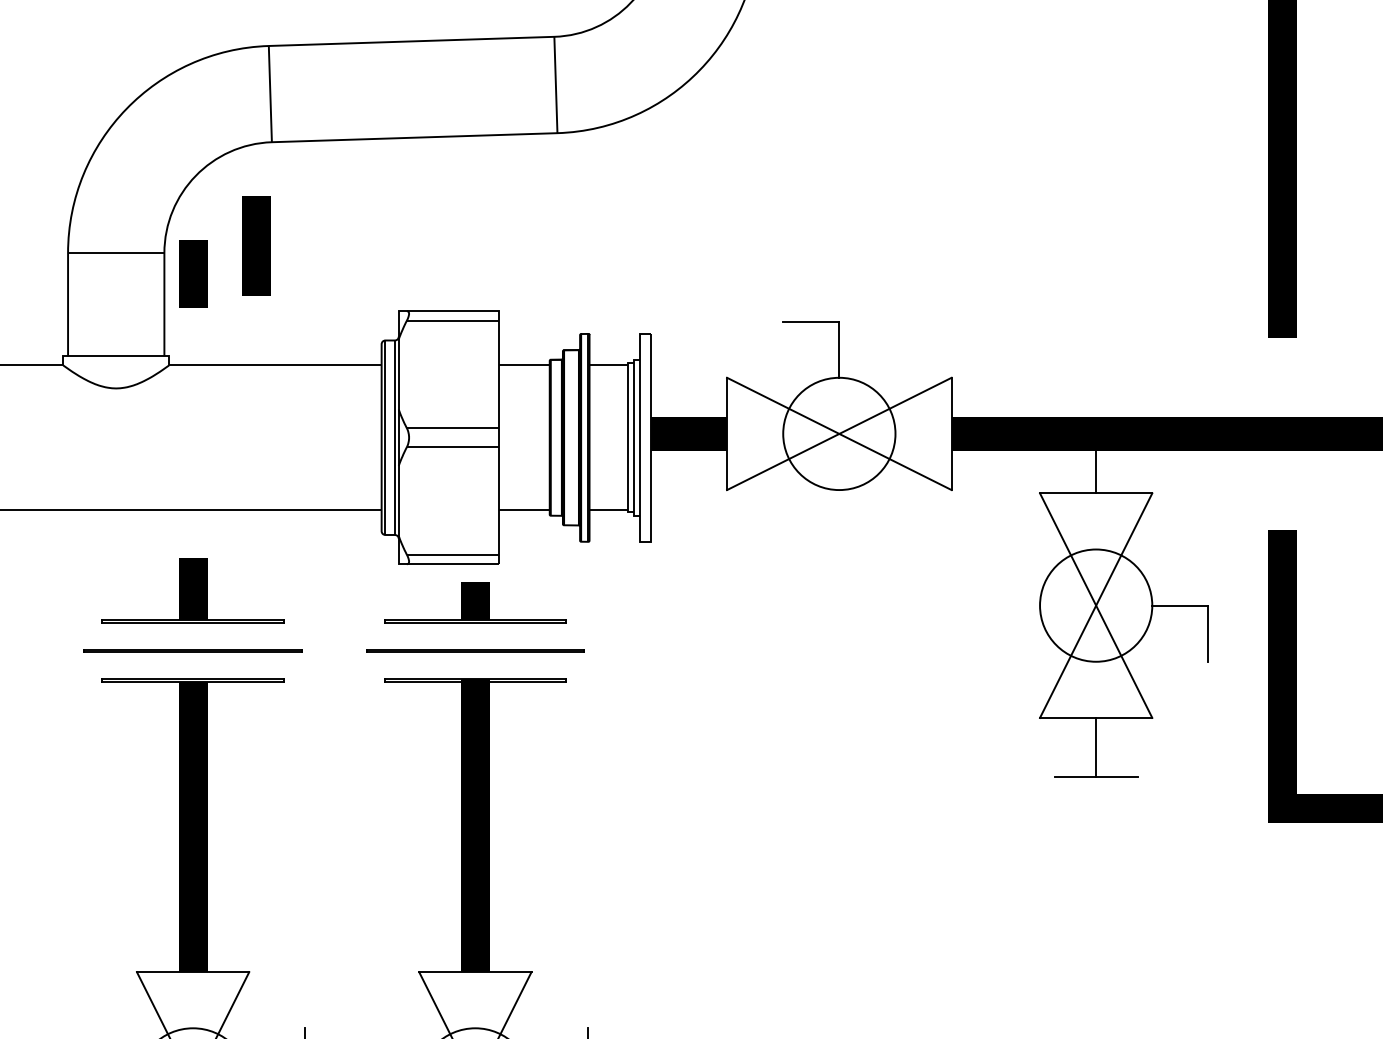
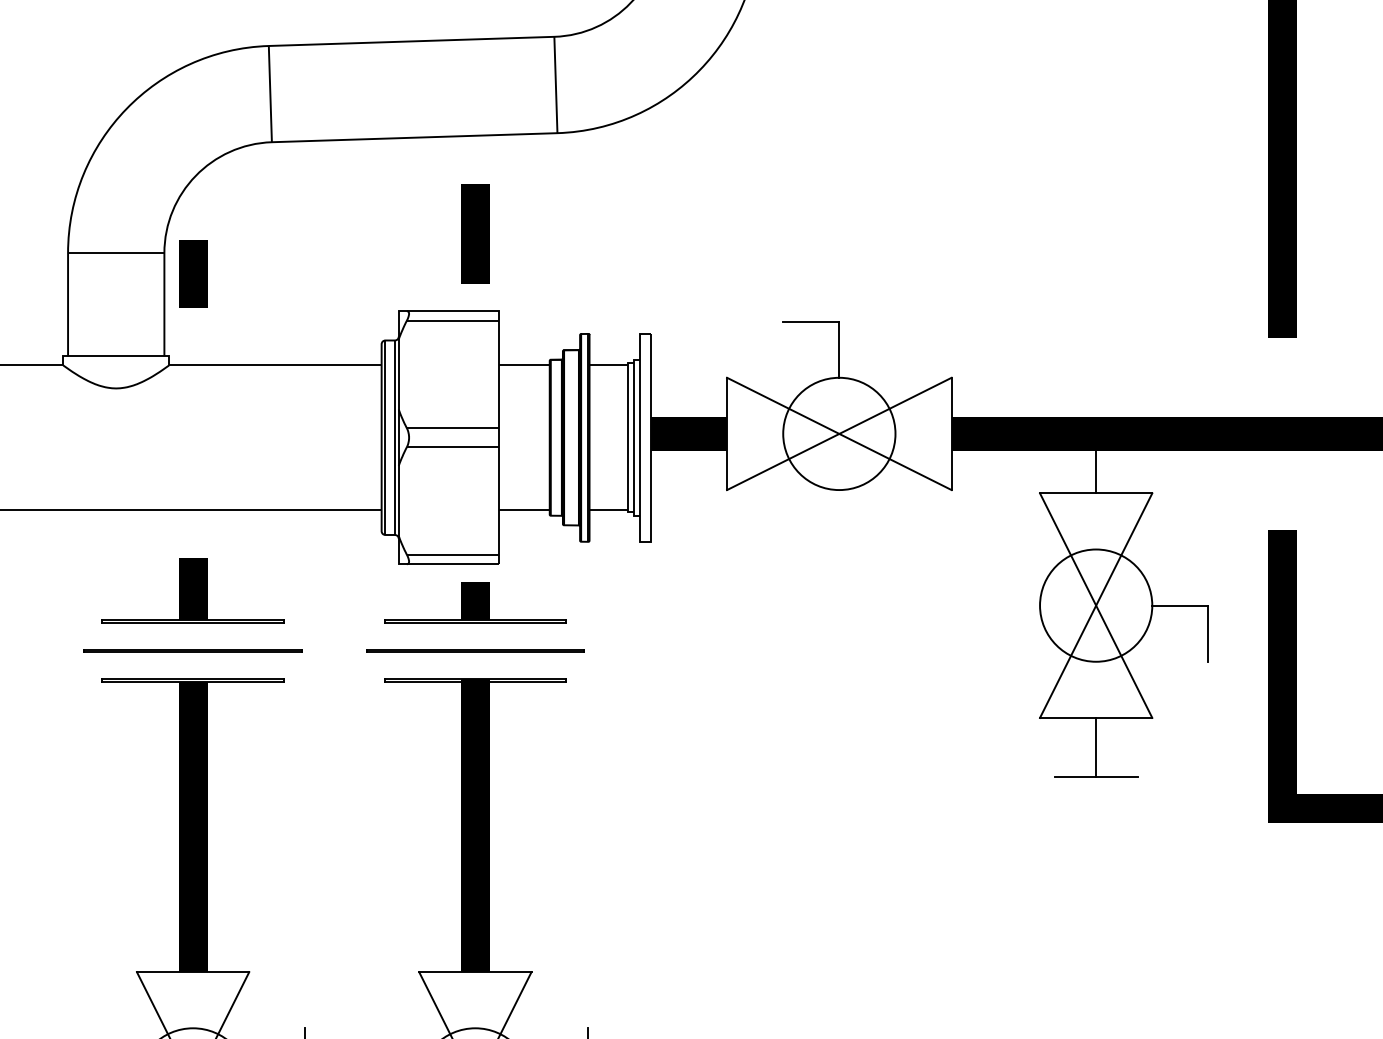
line position: (256, 245) -> (475, 233) (475, 233)
